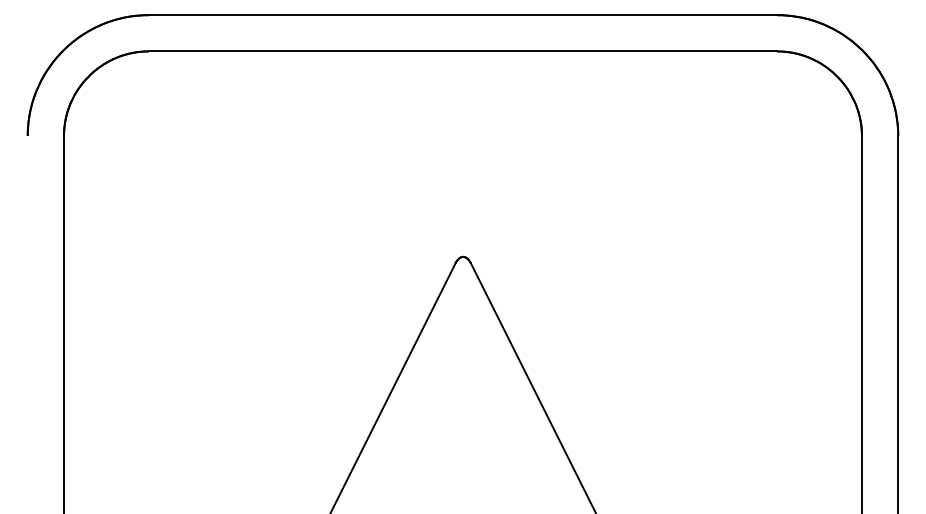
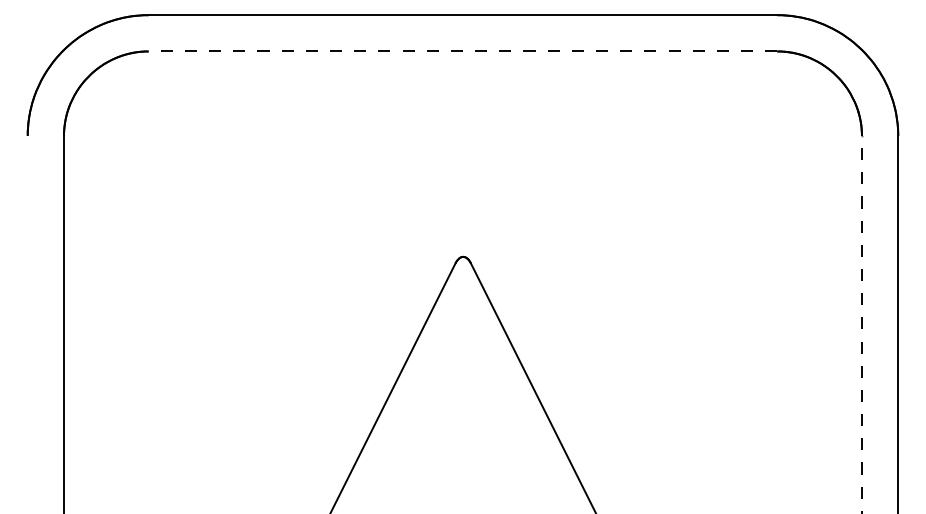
line: solid -> dashed (462, 51)
line: solid -> dashed (861, 324)
